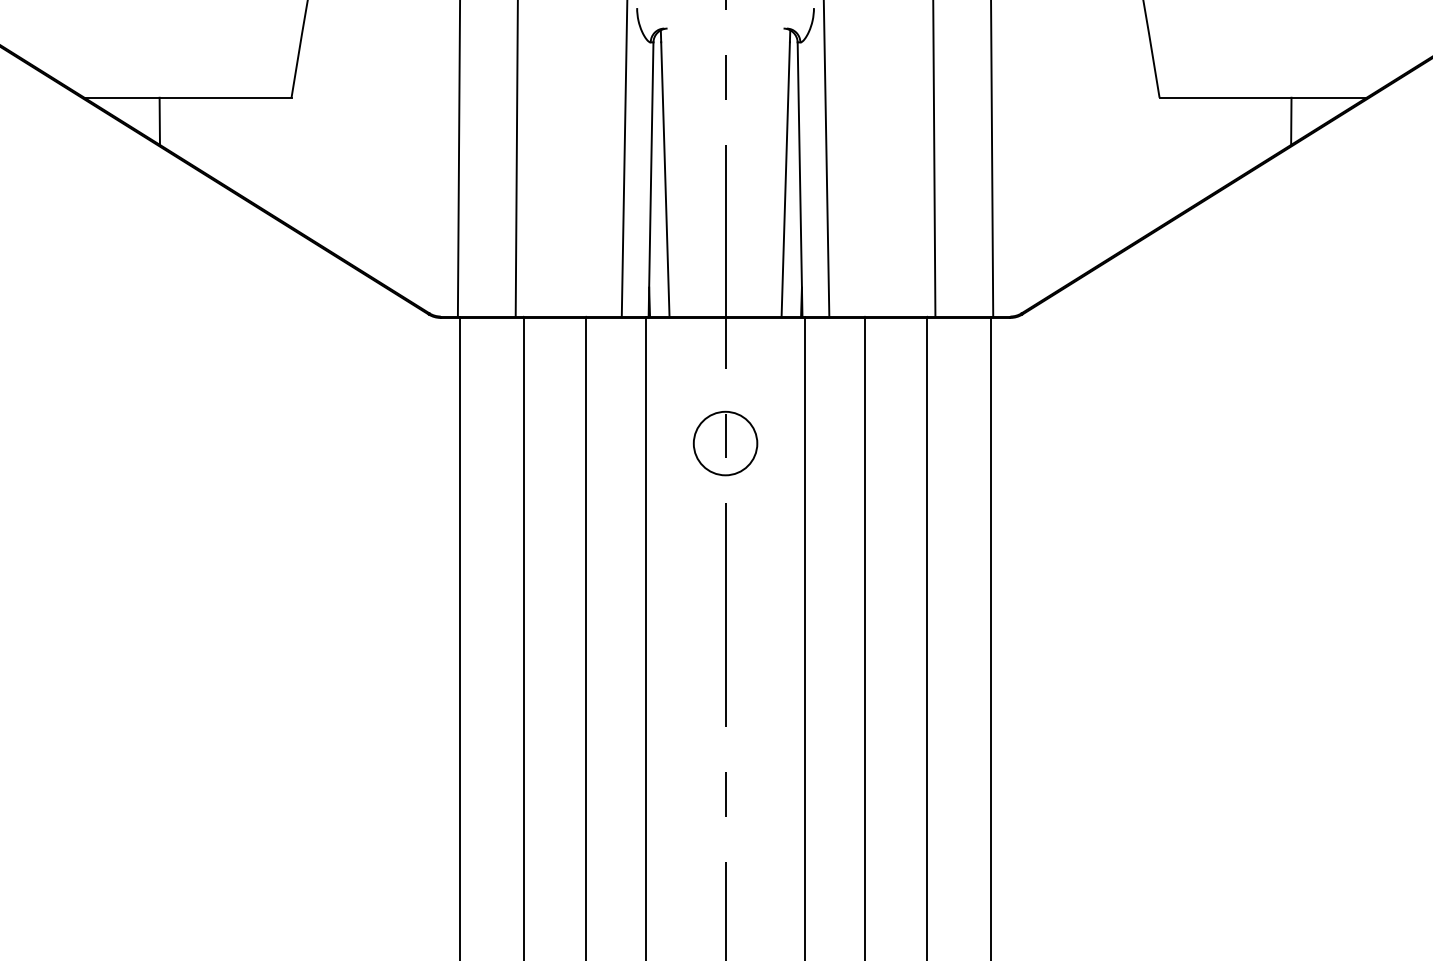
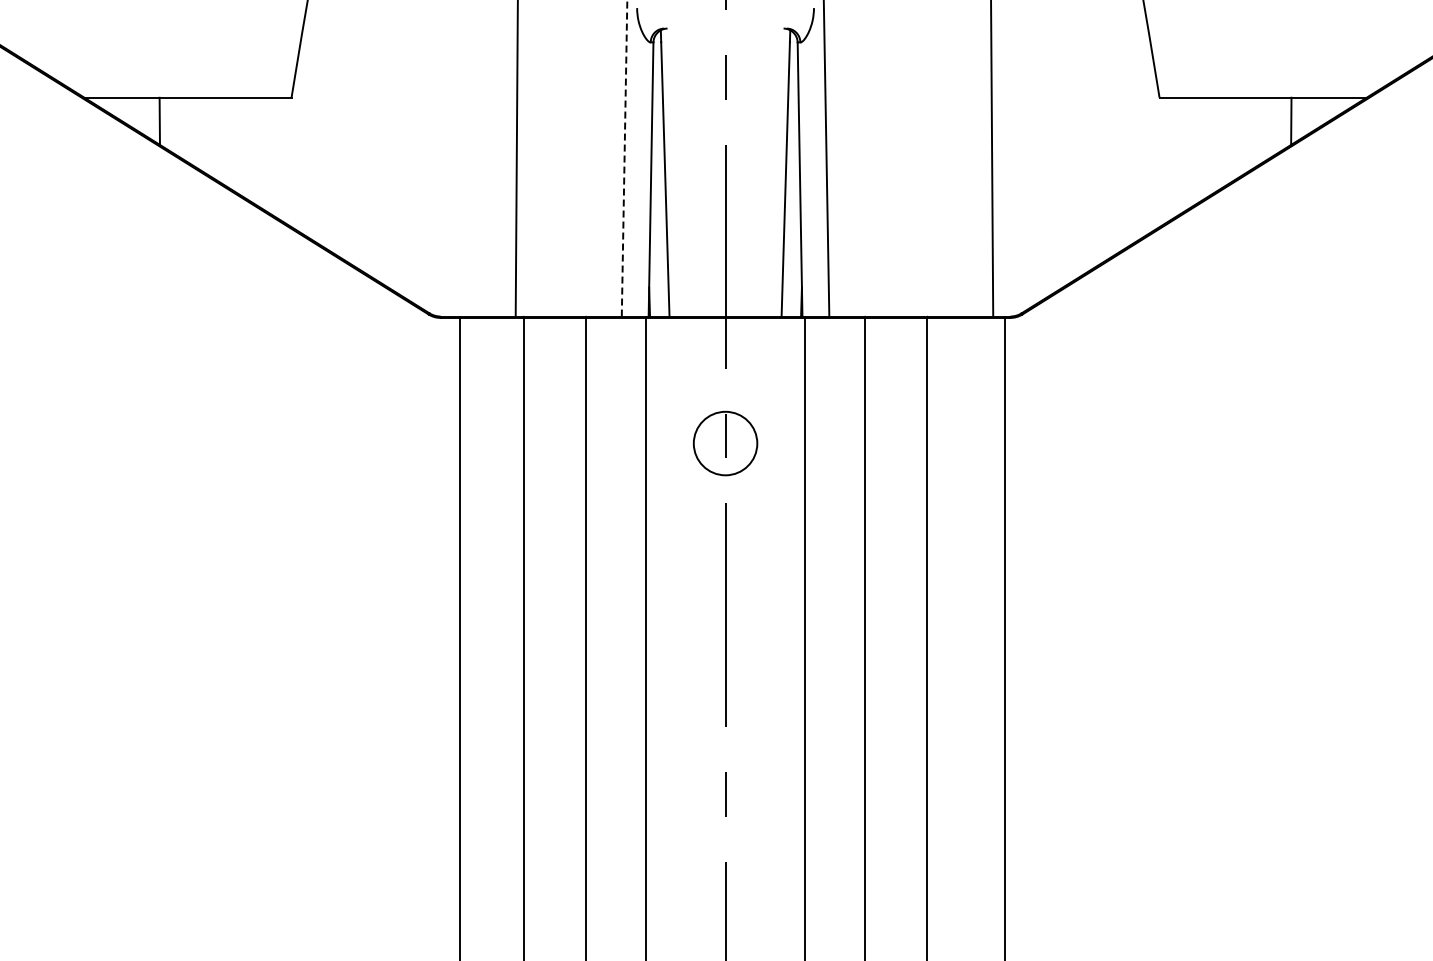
line: solid -> dashed (624, 158)
line: present -> none (458, 159)
line: present -> none (934, 159)
line position: (990, 636) -> (1004, 636) (1004, 636)
